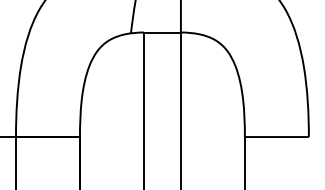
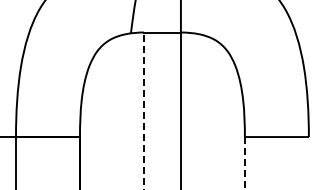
line: solid -> dashed (143, 110)
line: solid -> dashed (244, 163)
